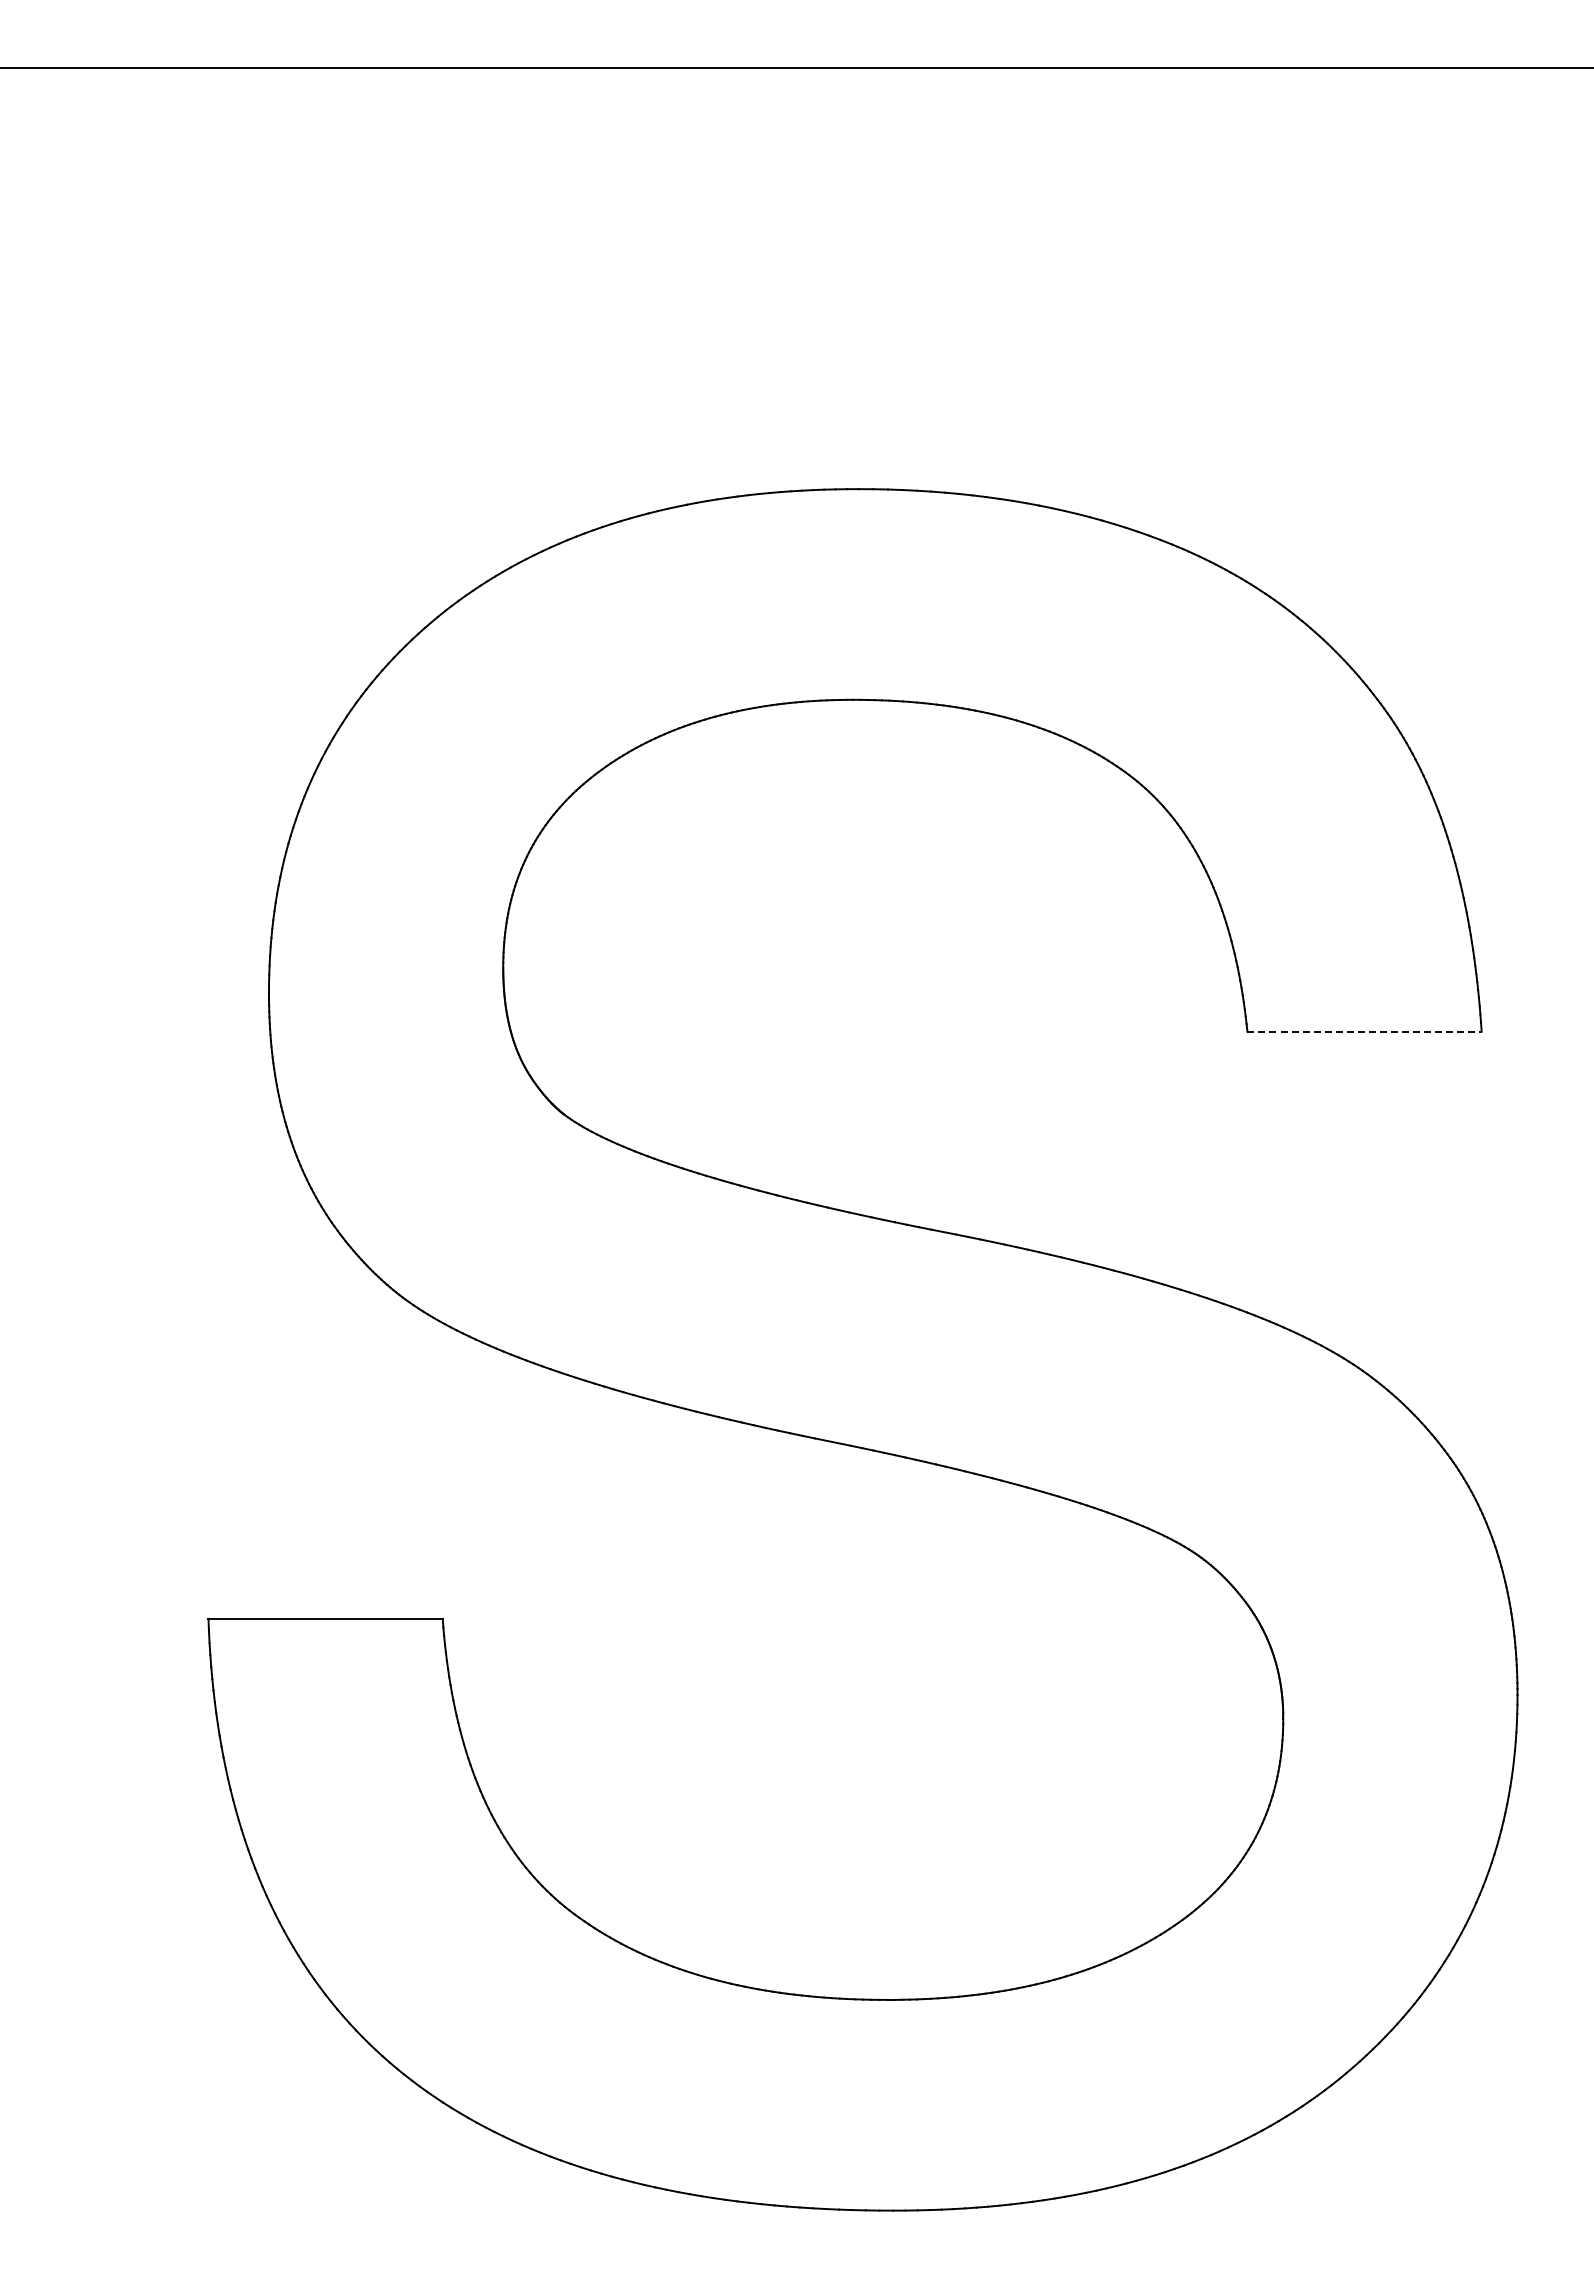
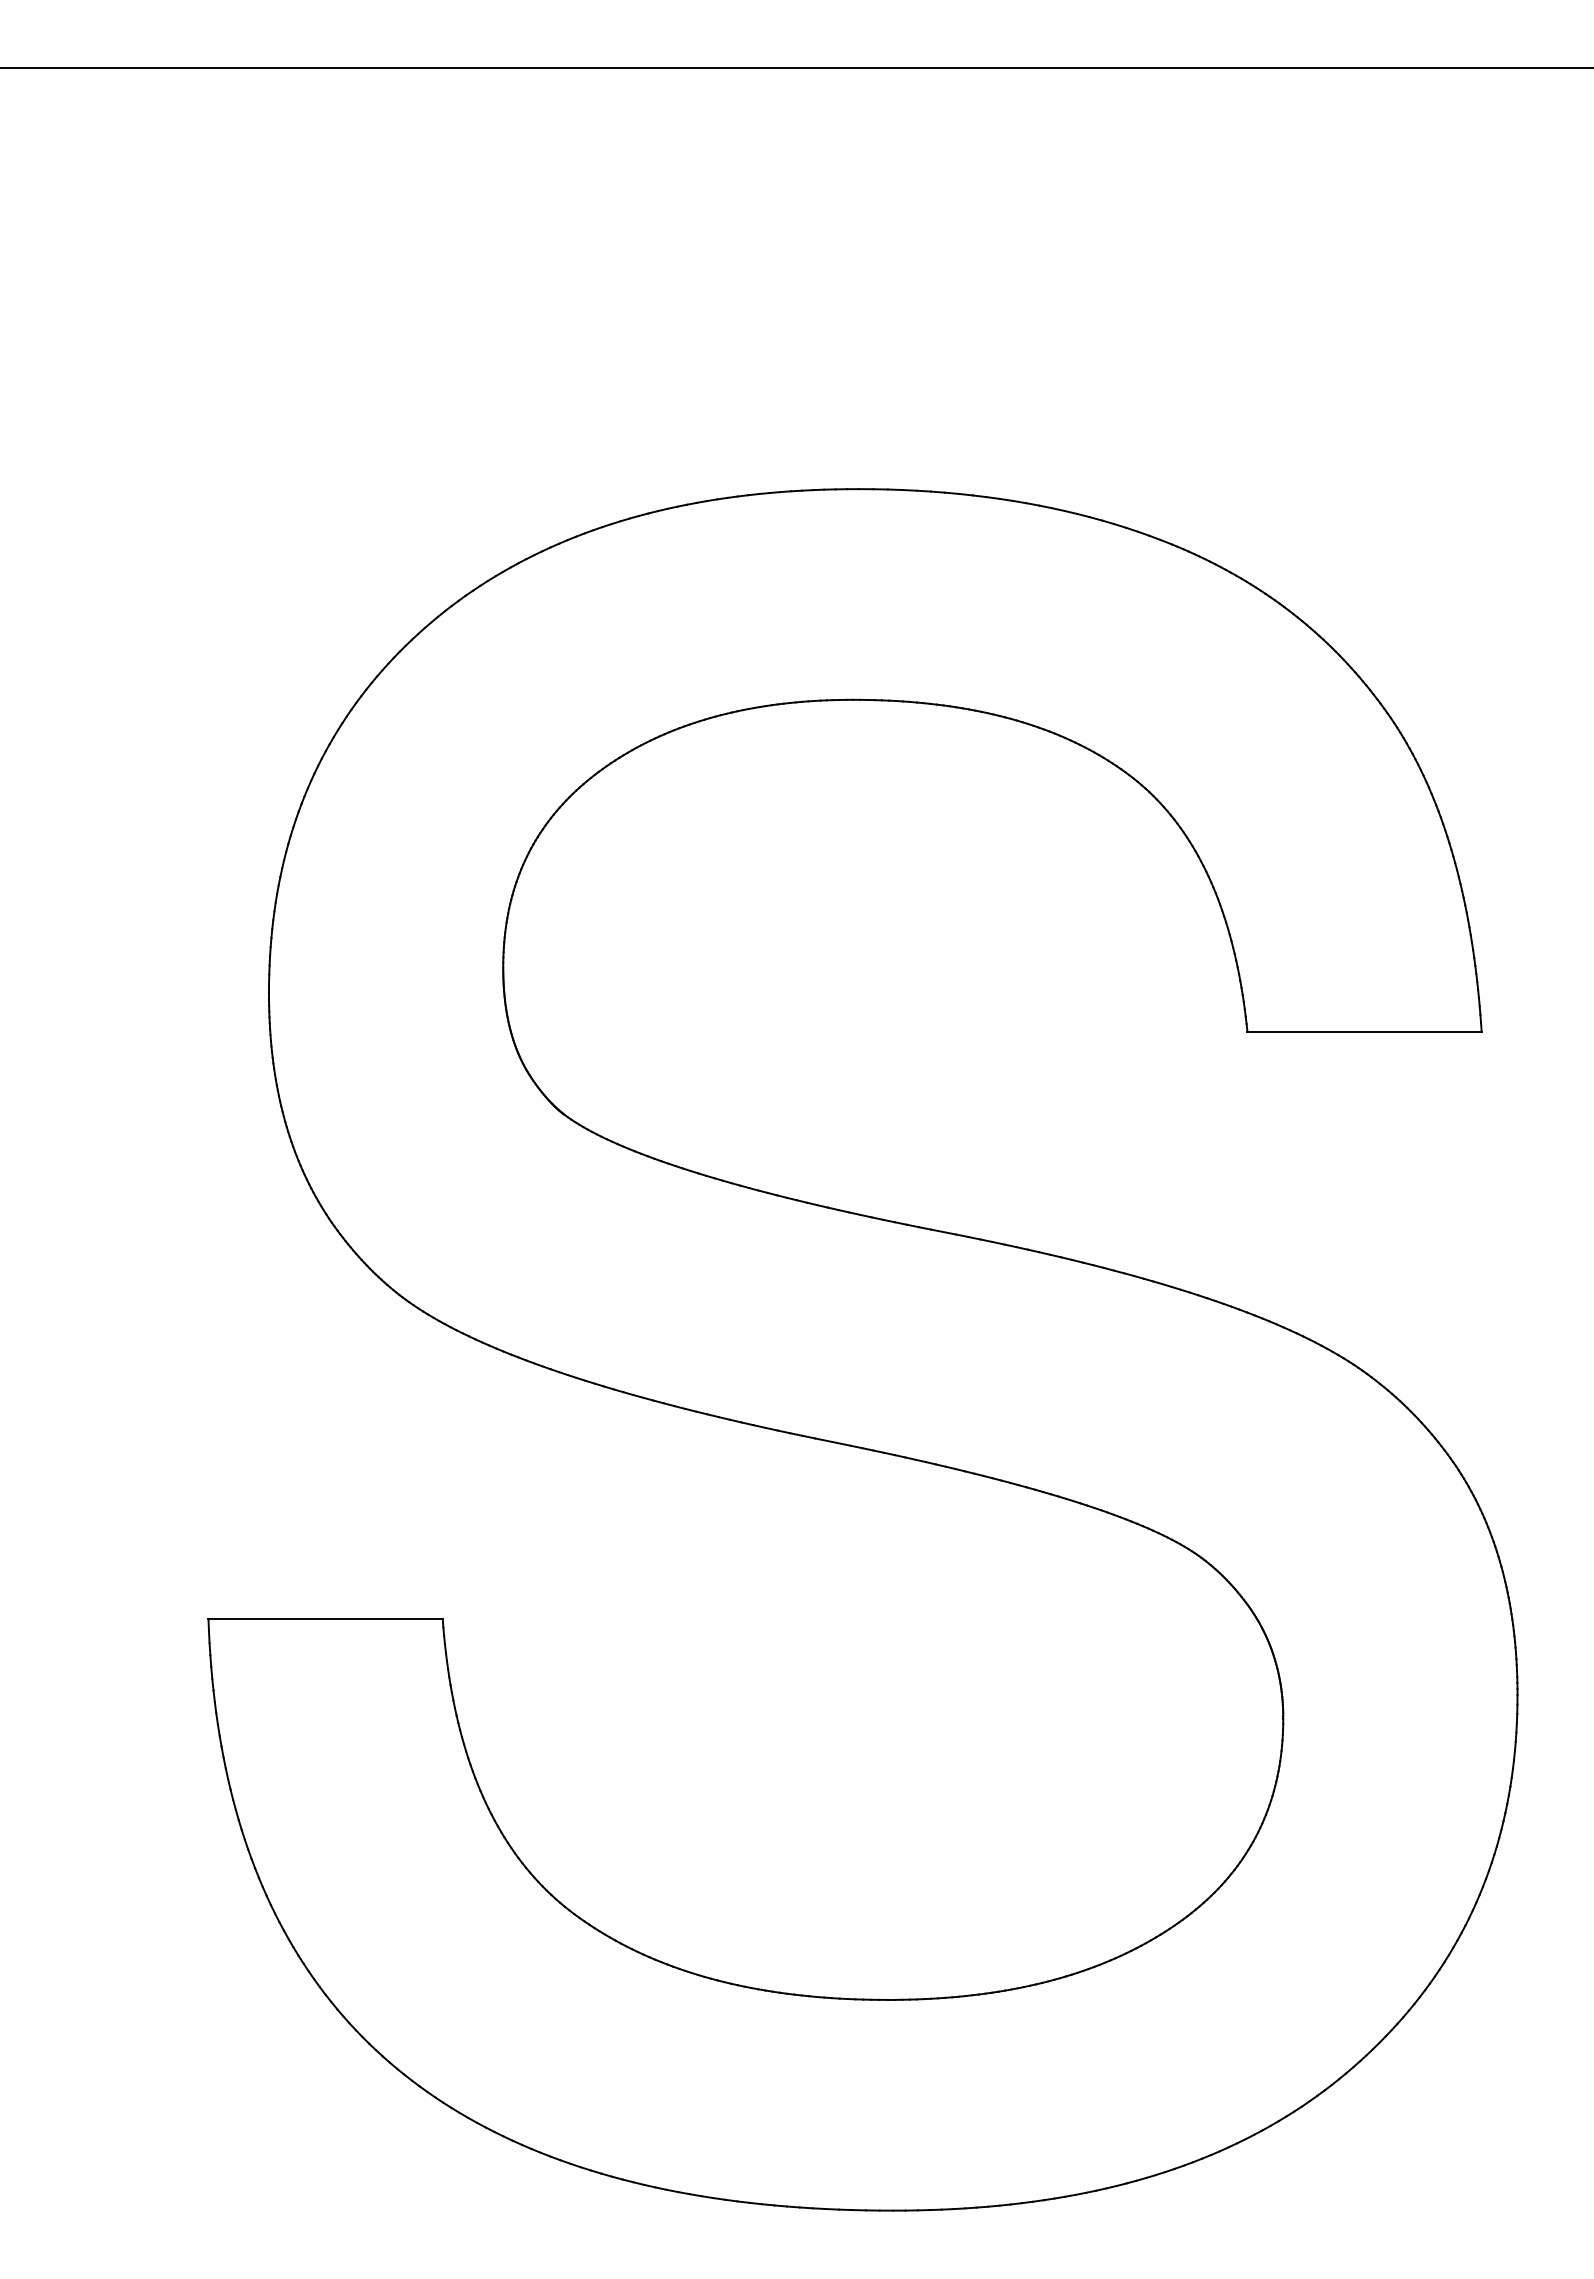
line: dashed -> solid (1365, 1031)
